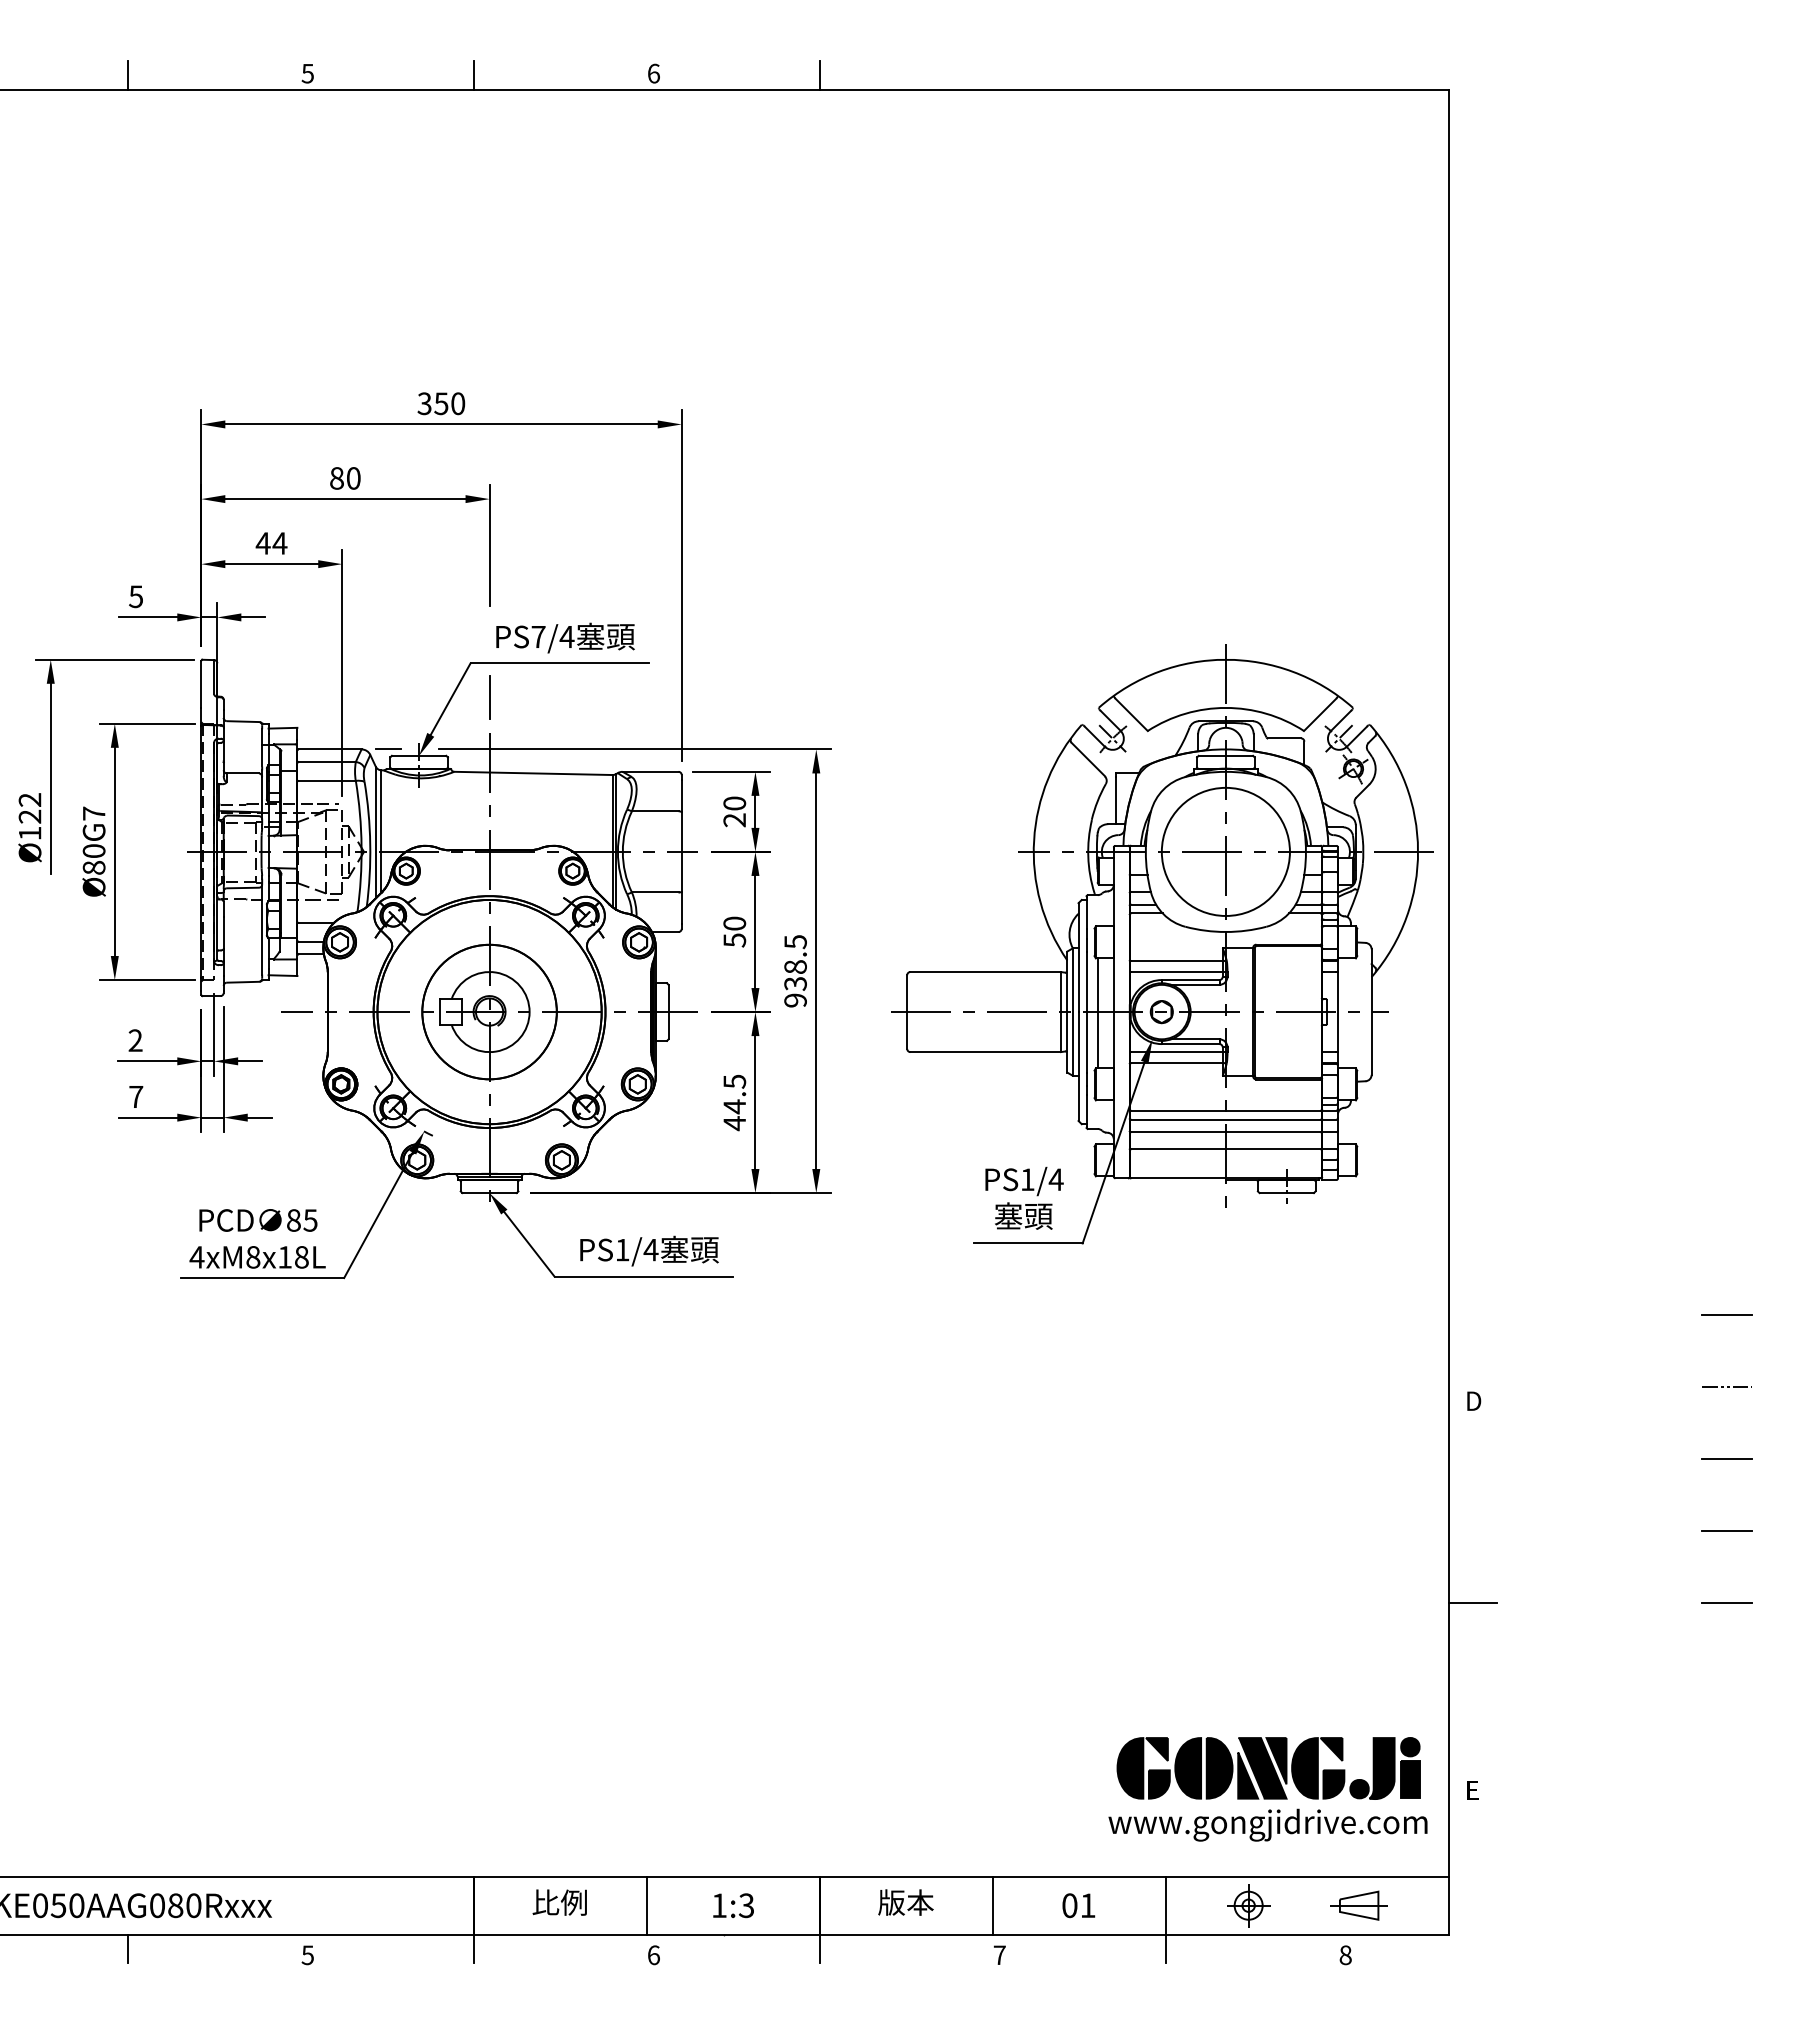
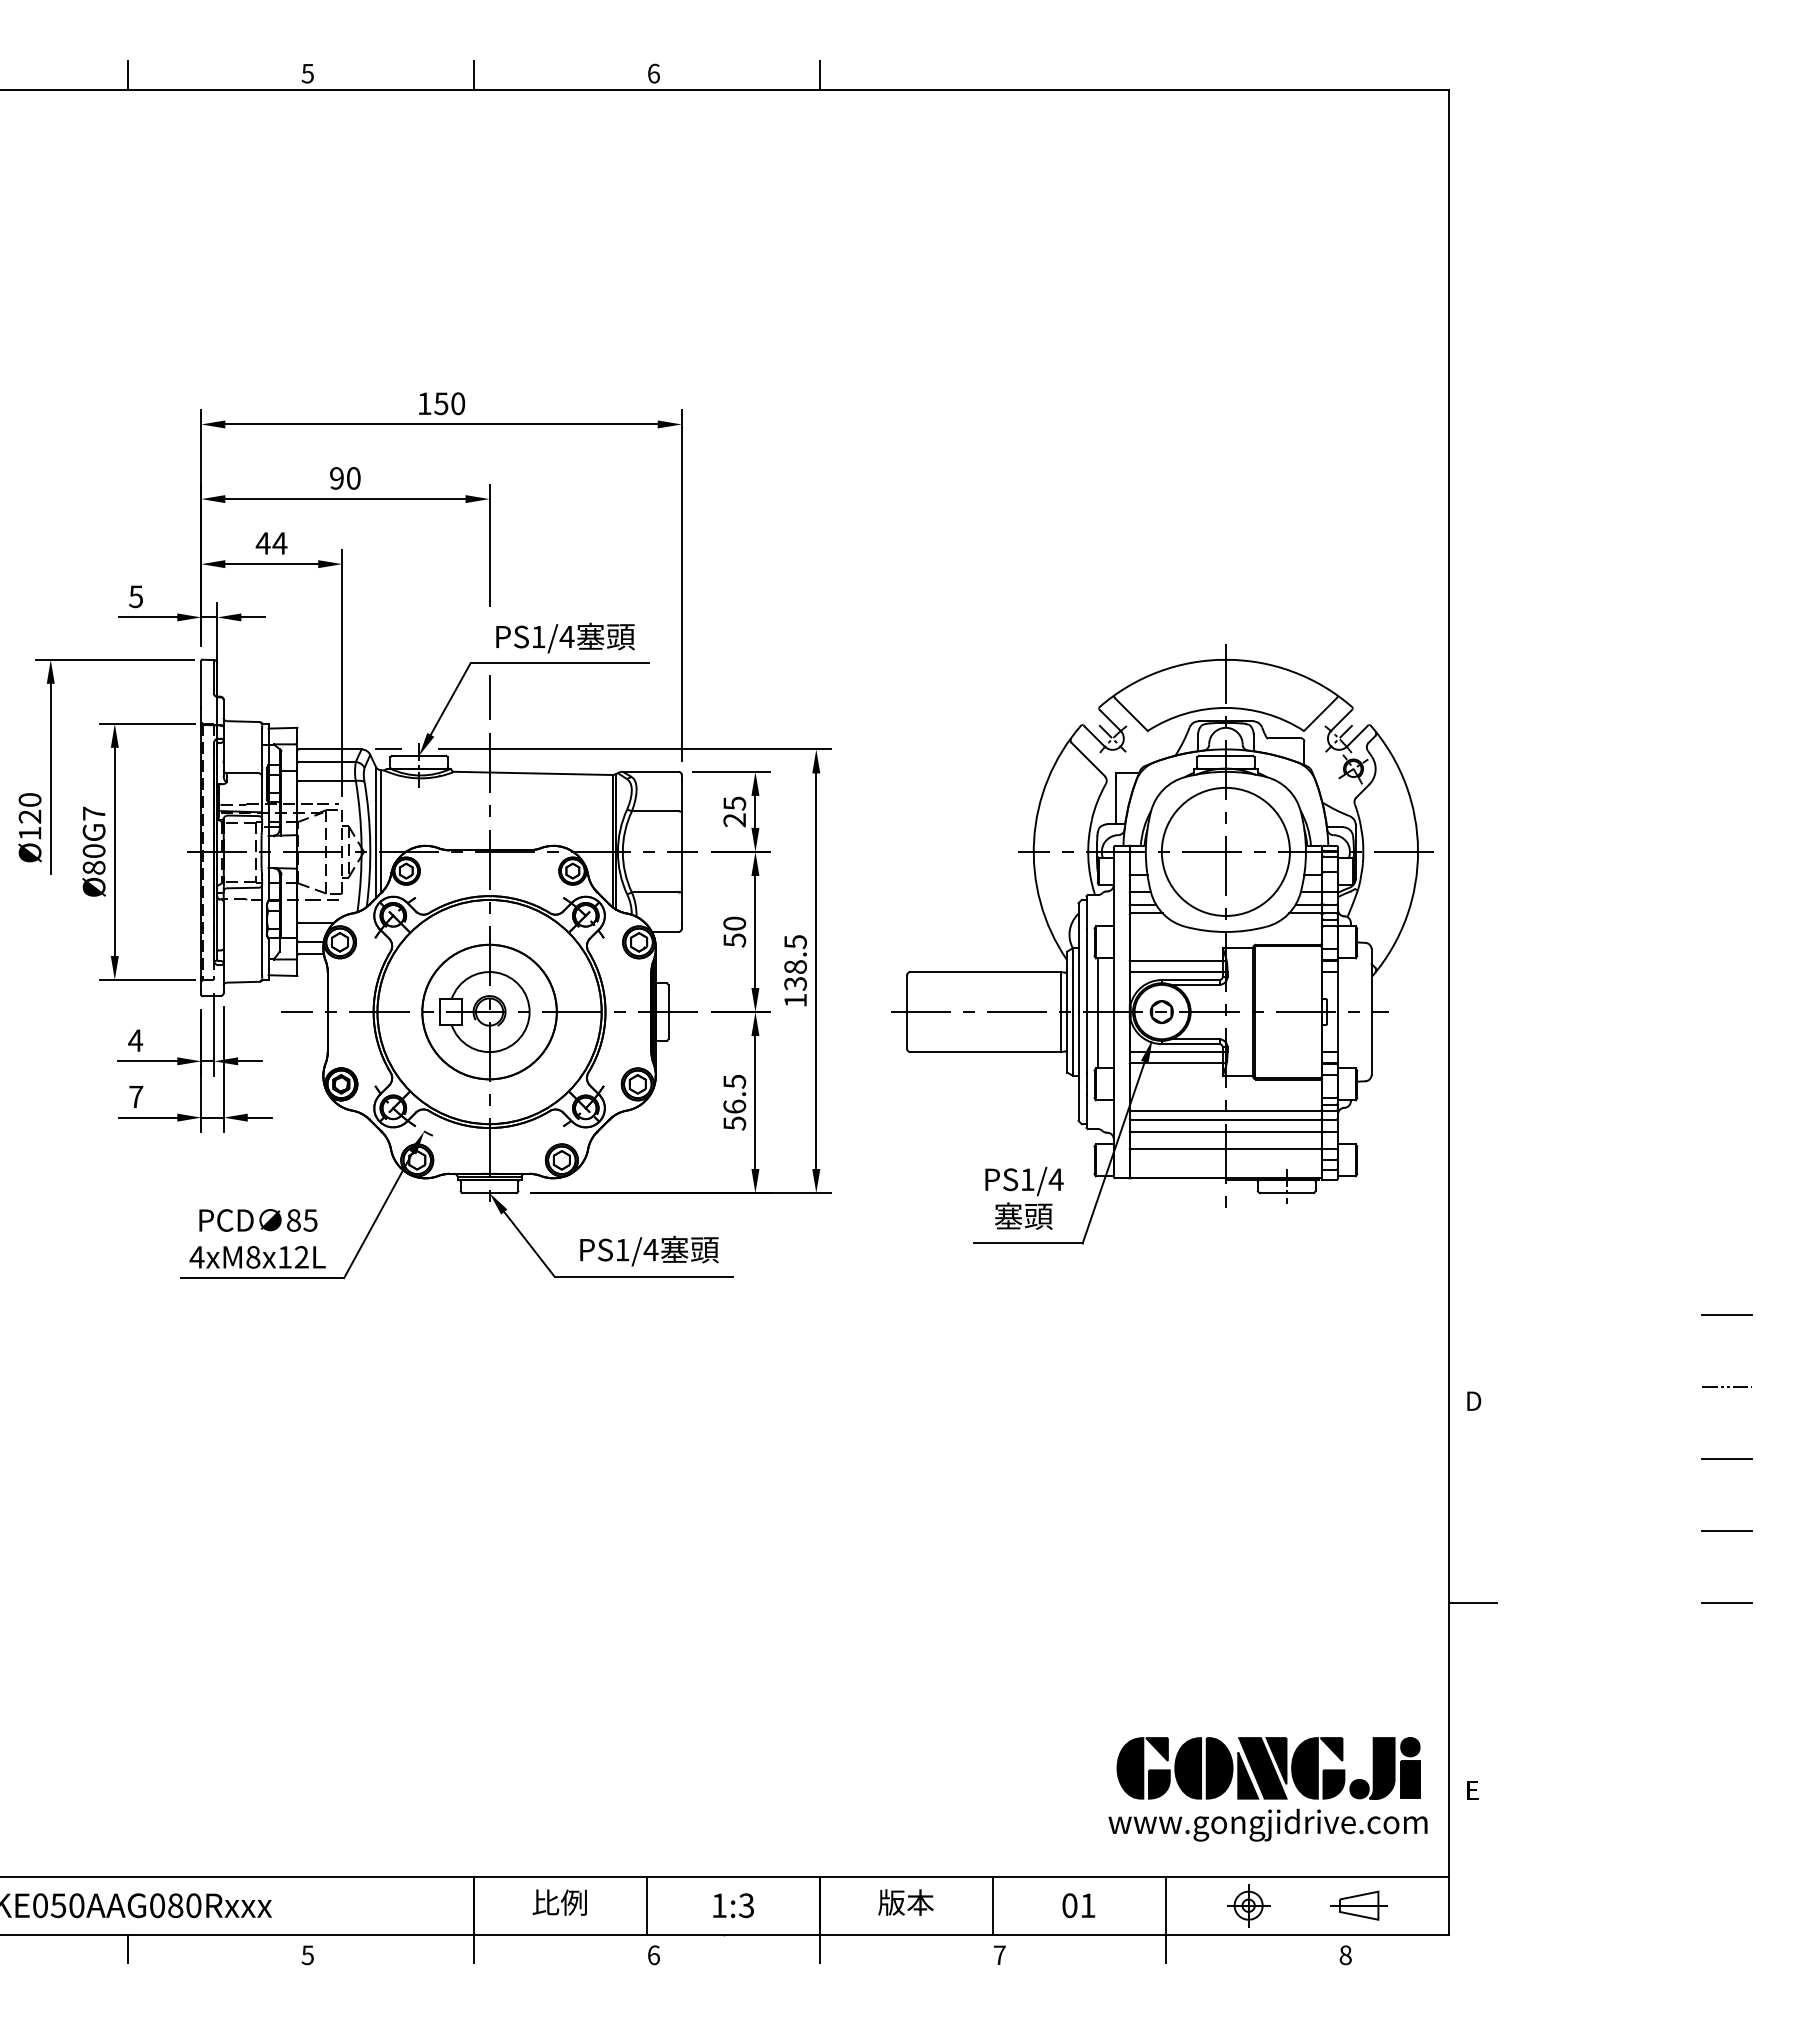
text: 350 -> 150 (424, 403)
text: 80 -> 90 (336, 478)
text: PS7/4 -> PS1/4 (538, 636)
text: Ø122 -> Ø120 (29, 799)
text: 20 -> 25 (734, 803)
text: 938.5 -> 138.5 (795, 1000)
text: 2 -> 4 (135, 1040)
text: 44.5 -> 56.5 (734, 1115)
text: 4xM8x18L -> 4xM8x12L (301, 1257)
